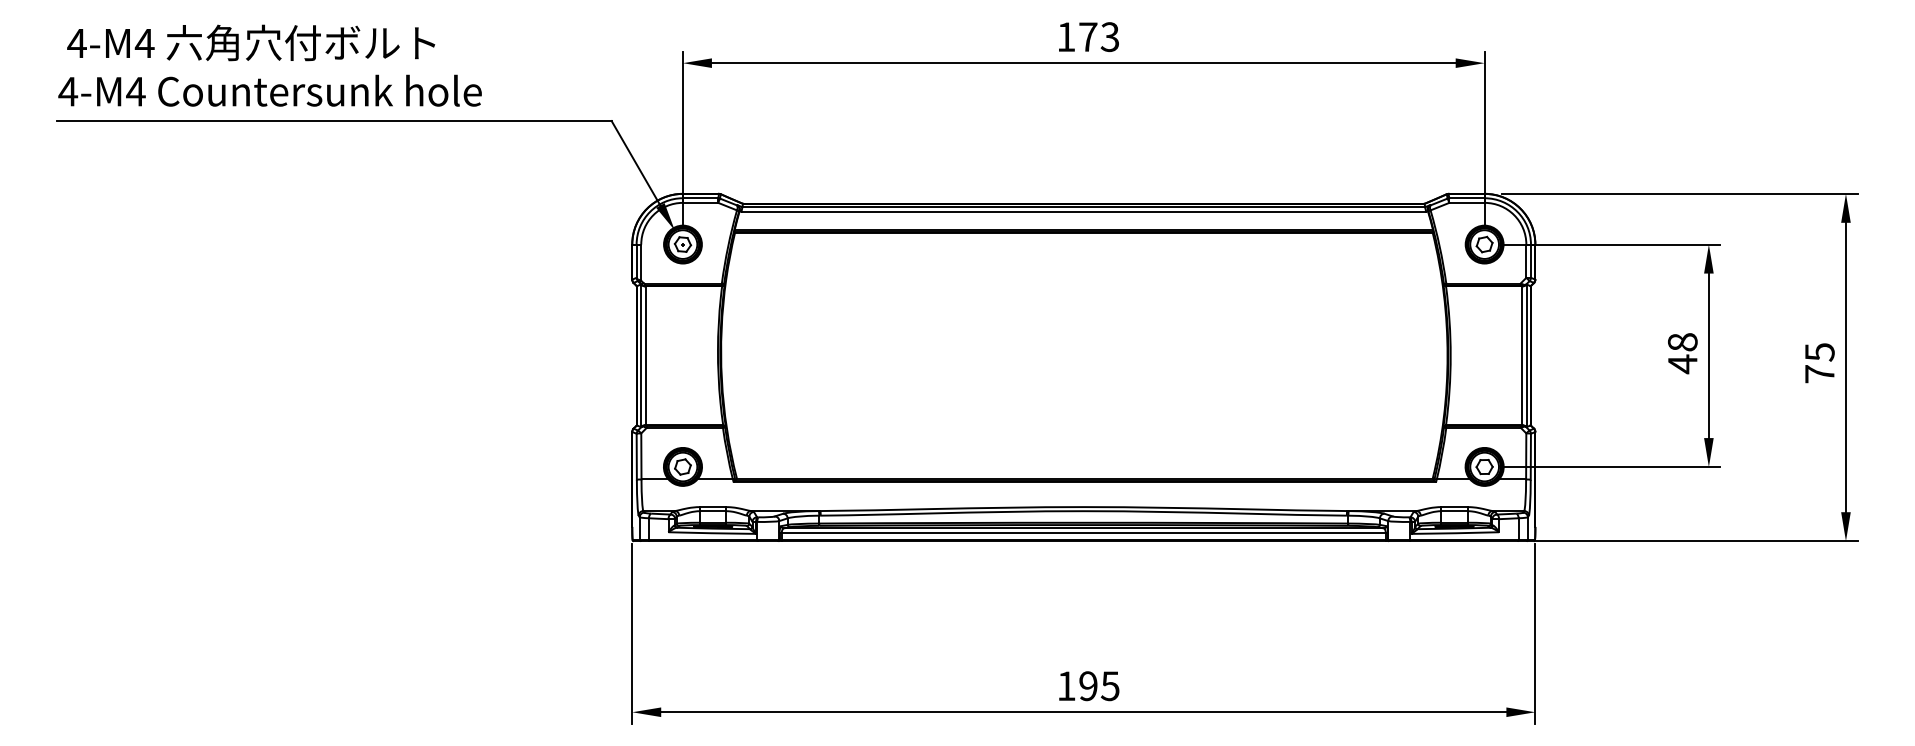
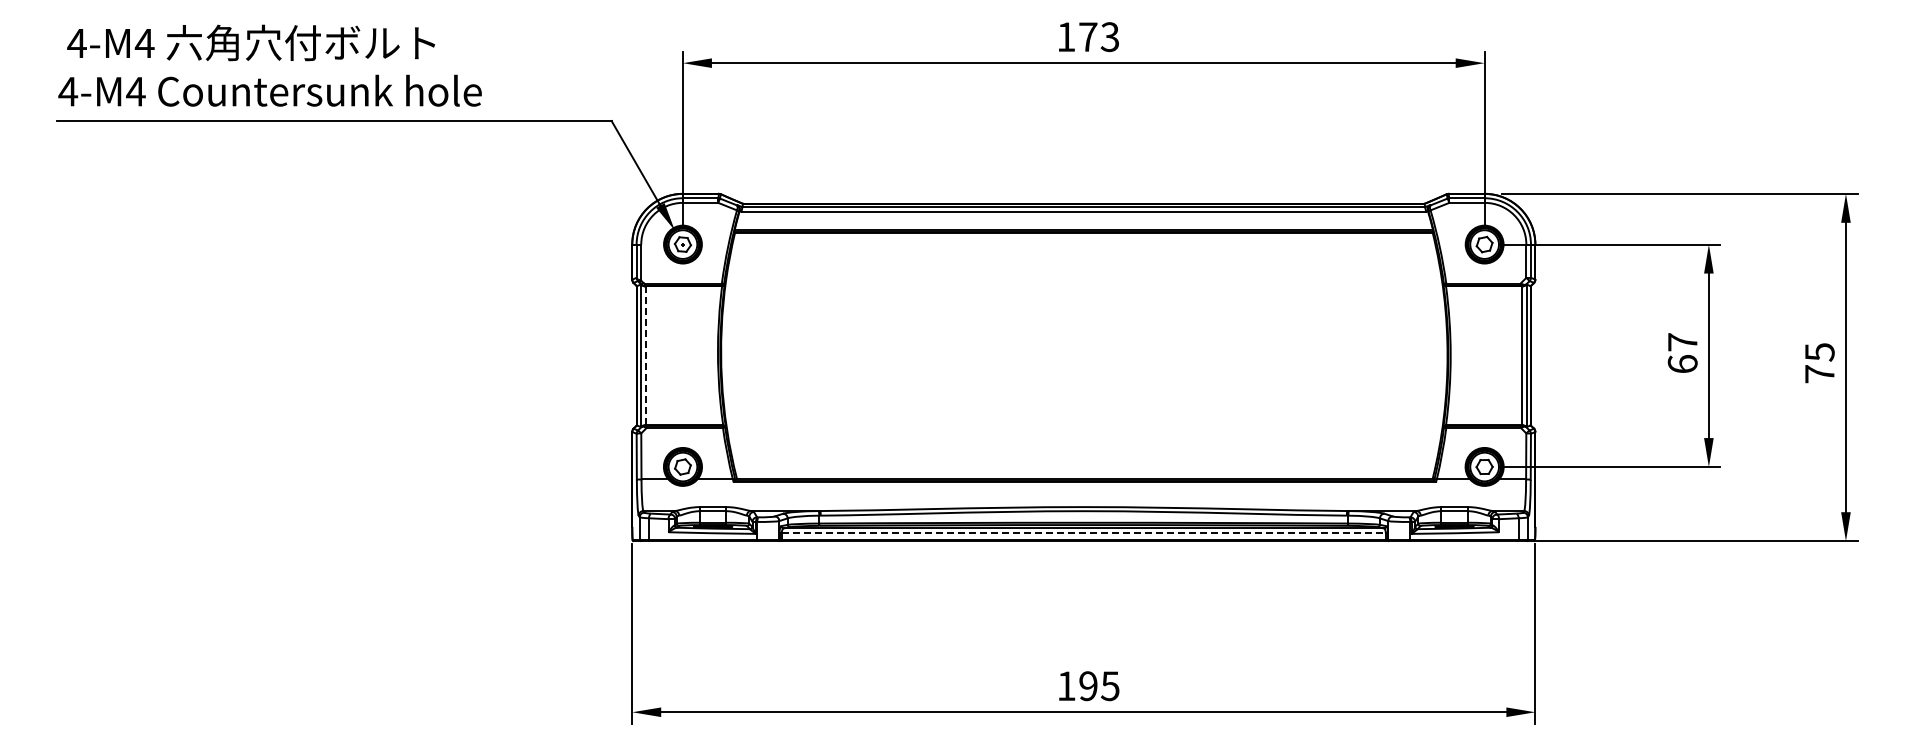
text: 48 -> 67 (1682, 353)
line: solid -> dashed (645, 355)
line: solid -> dashed (1083, 533)
